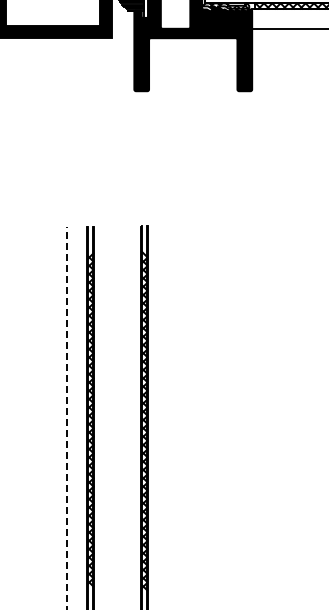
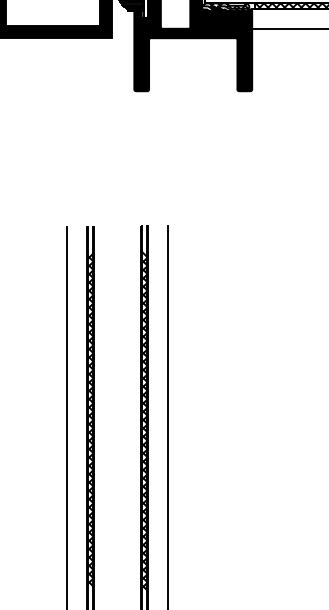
line: none -> present (167, 416)
line: dashed -> solid (67, 417)
